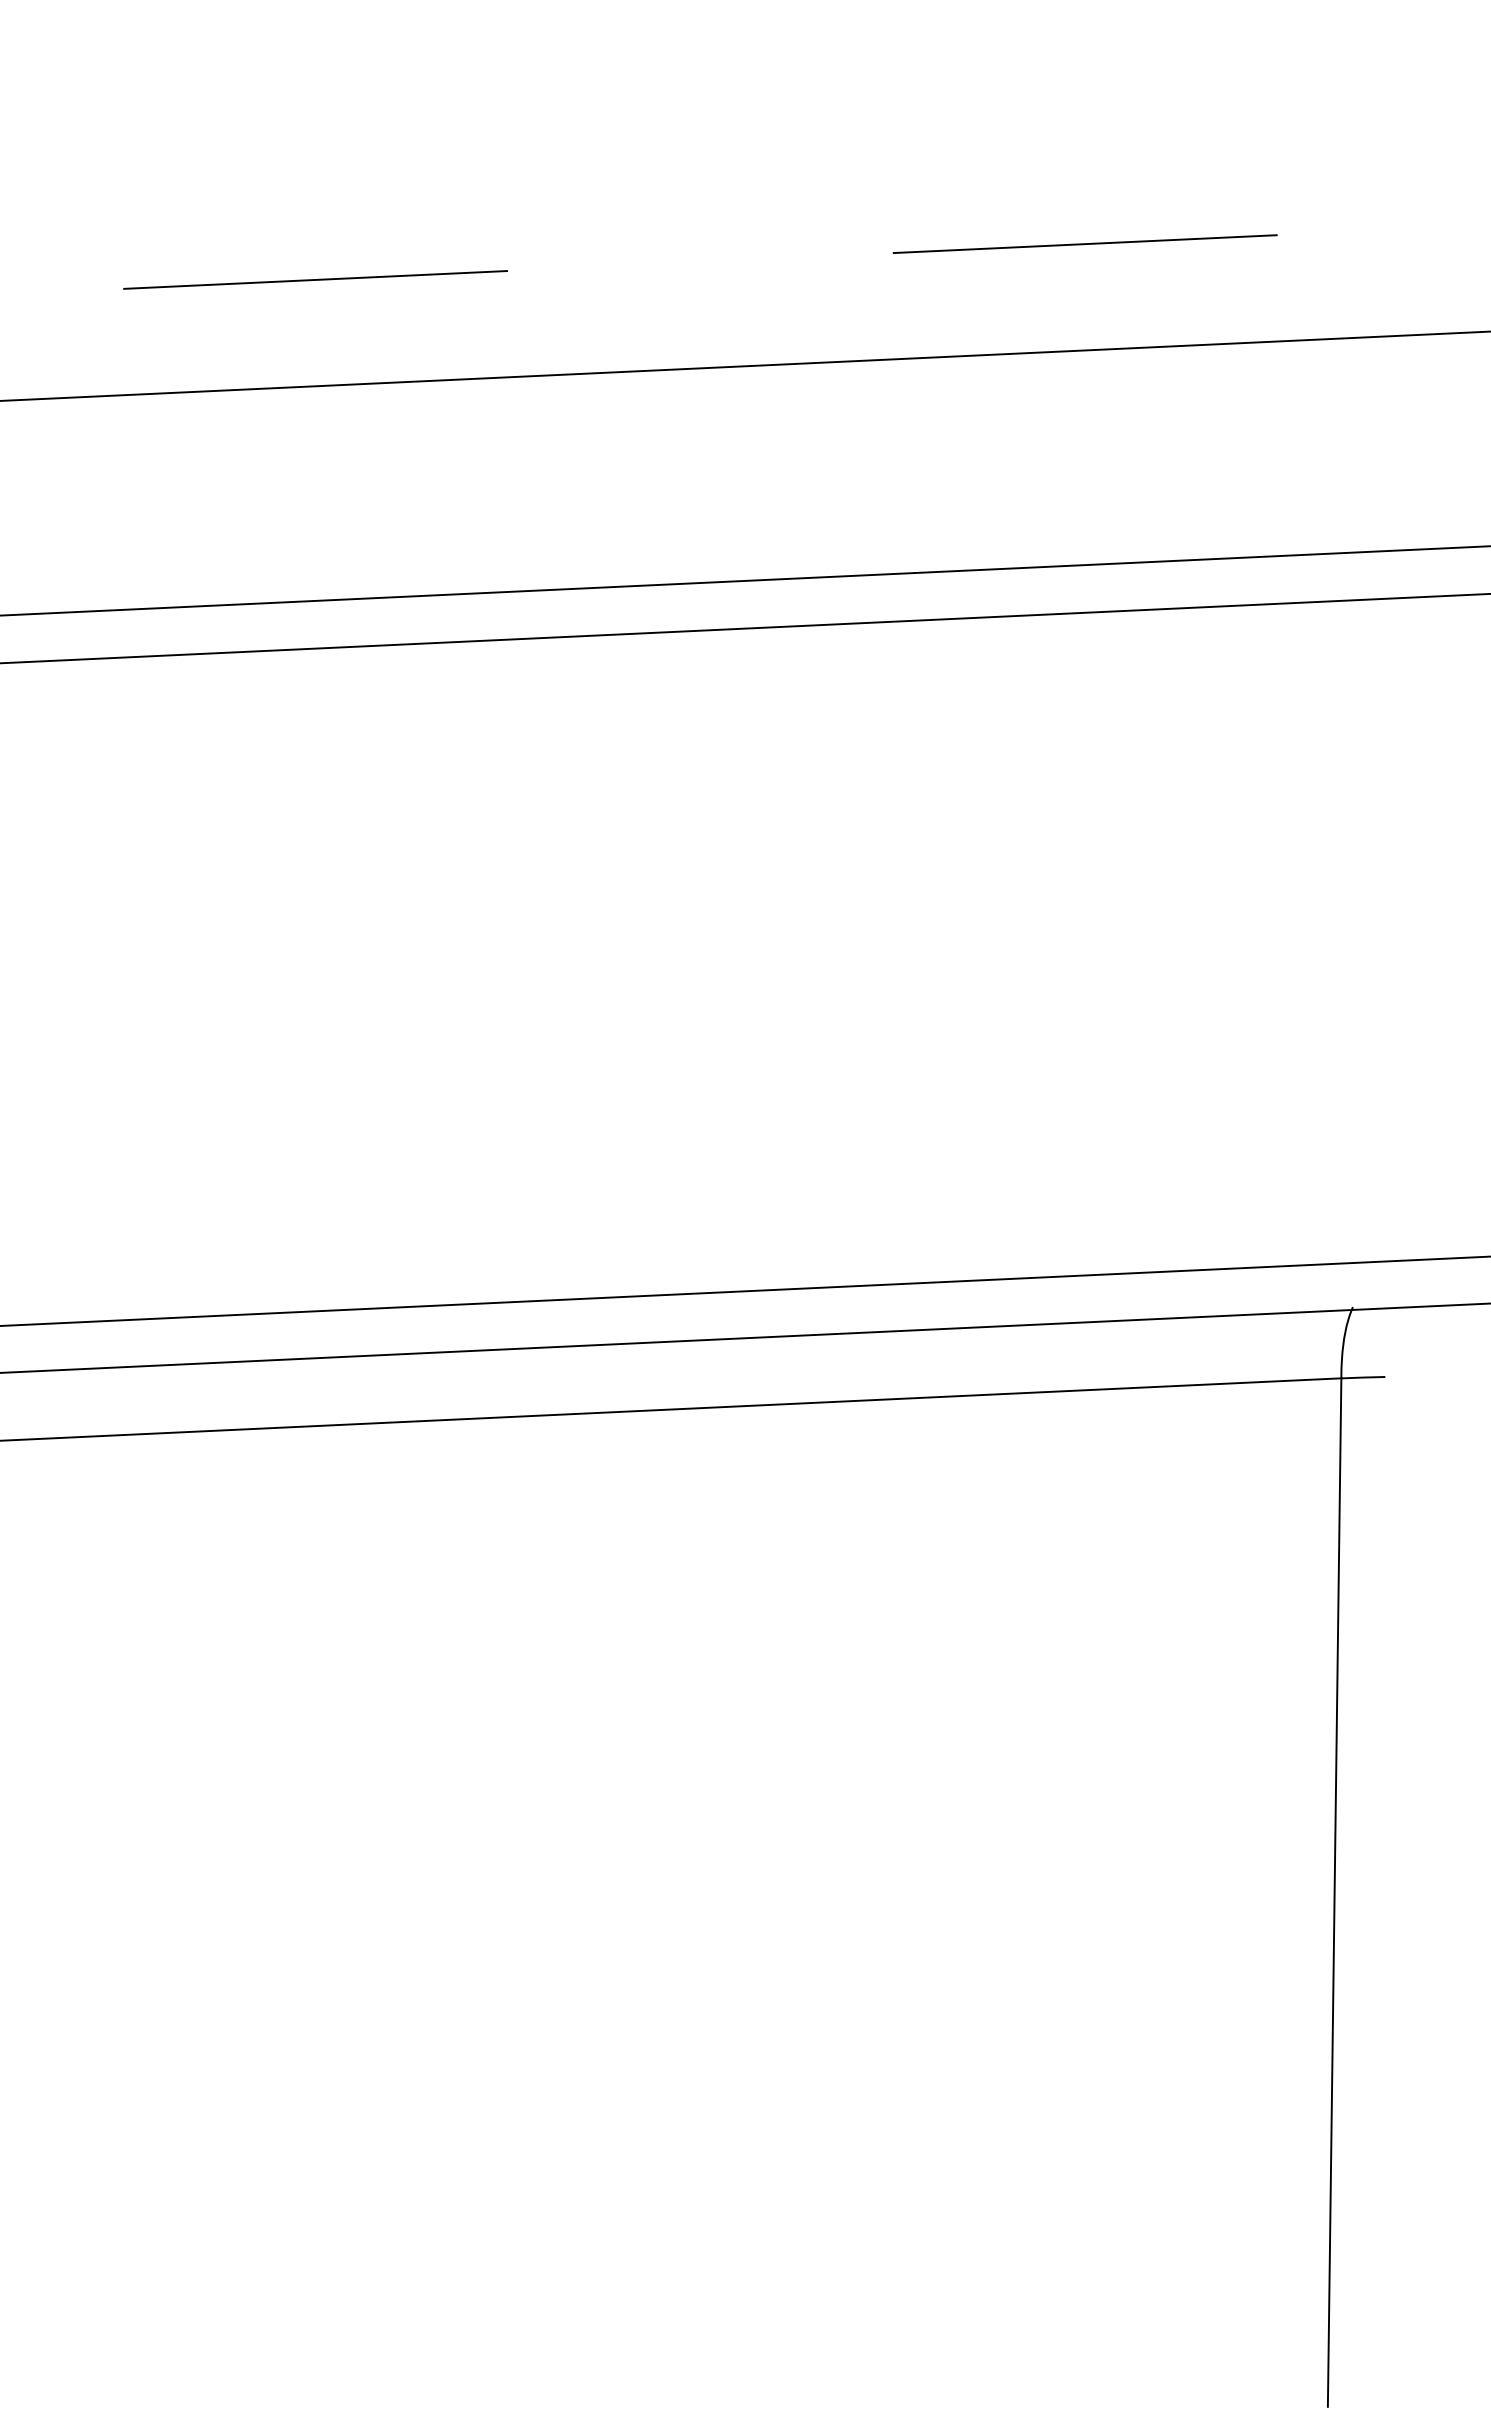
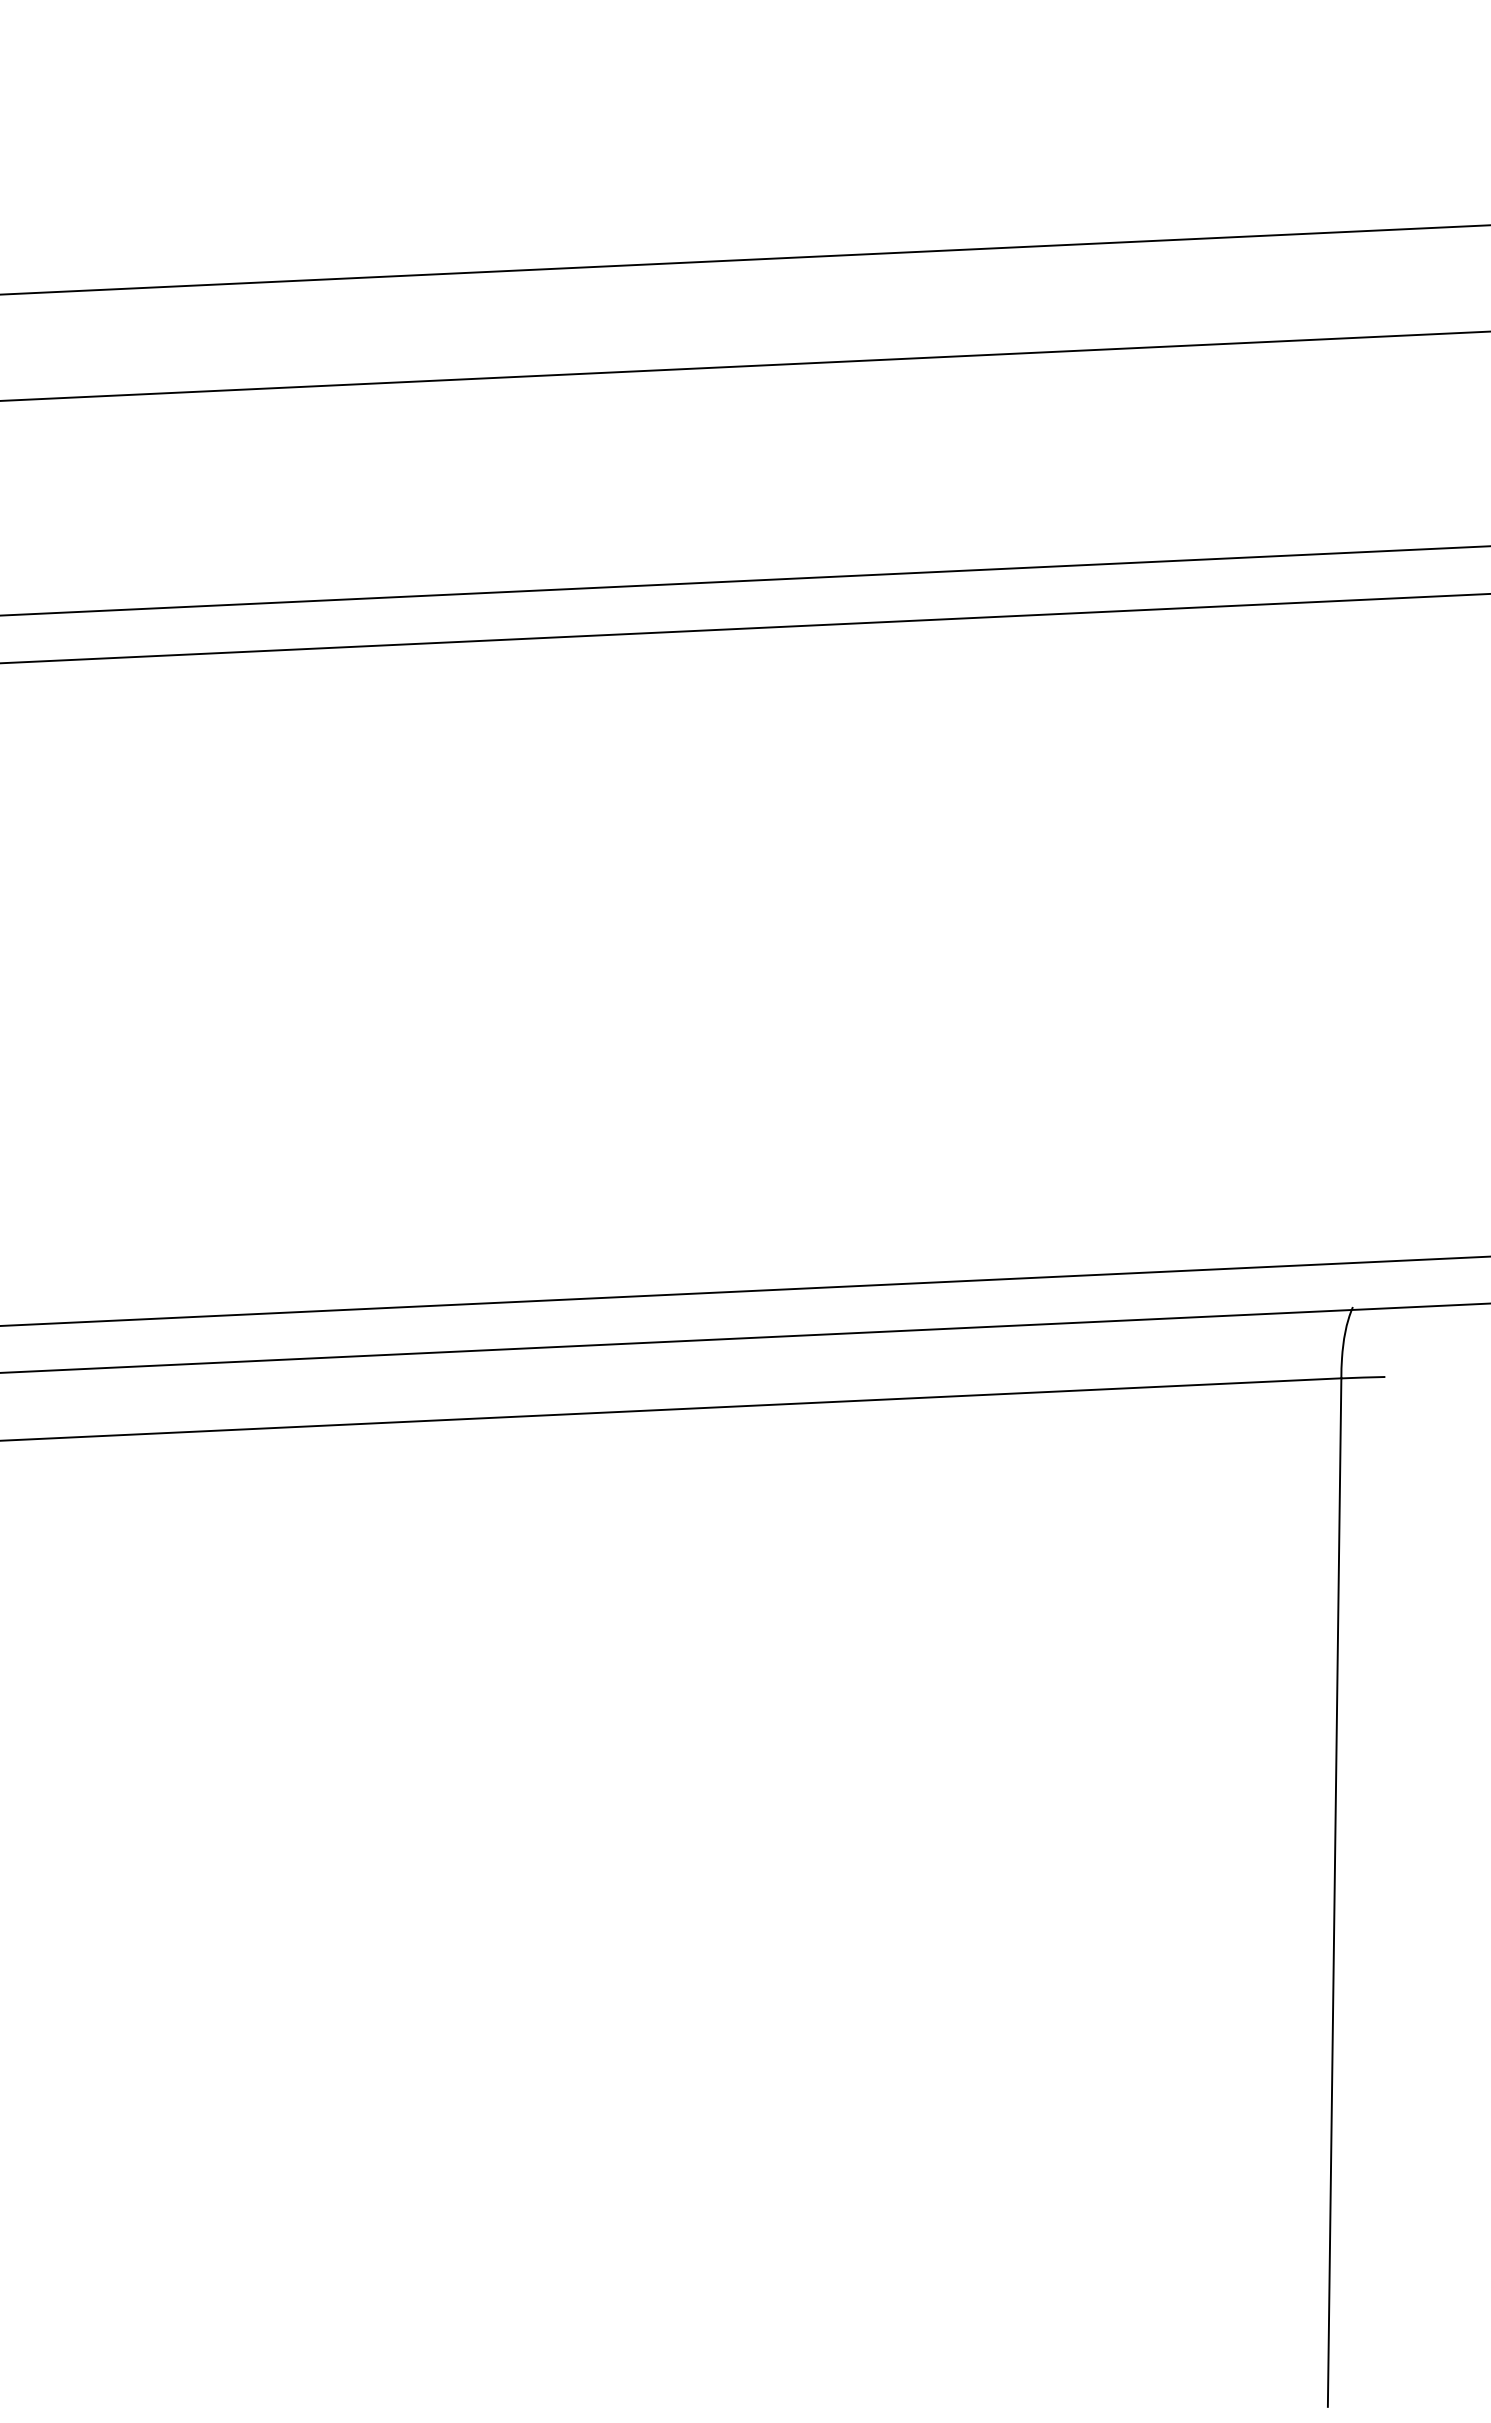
line: dashed -> solid (745, 259)
